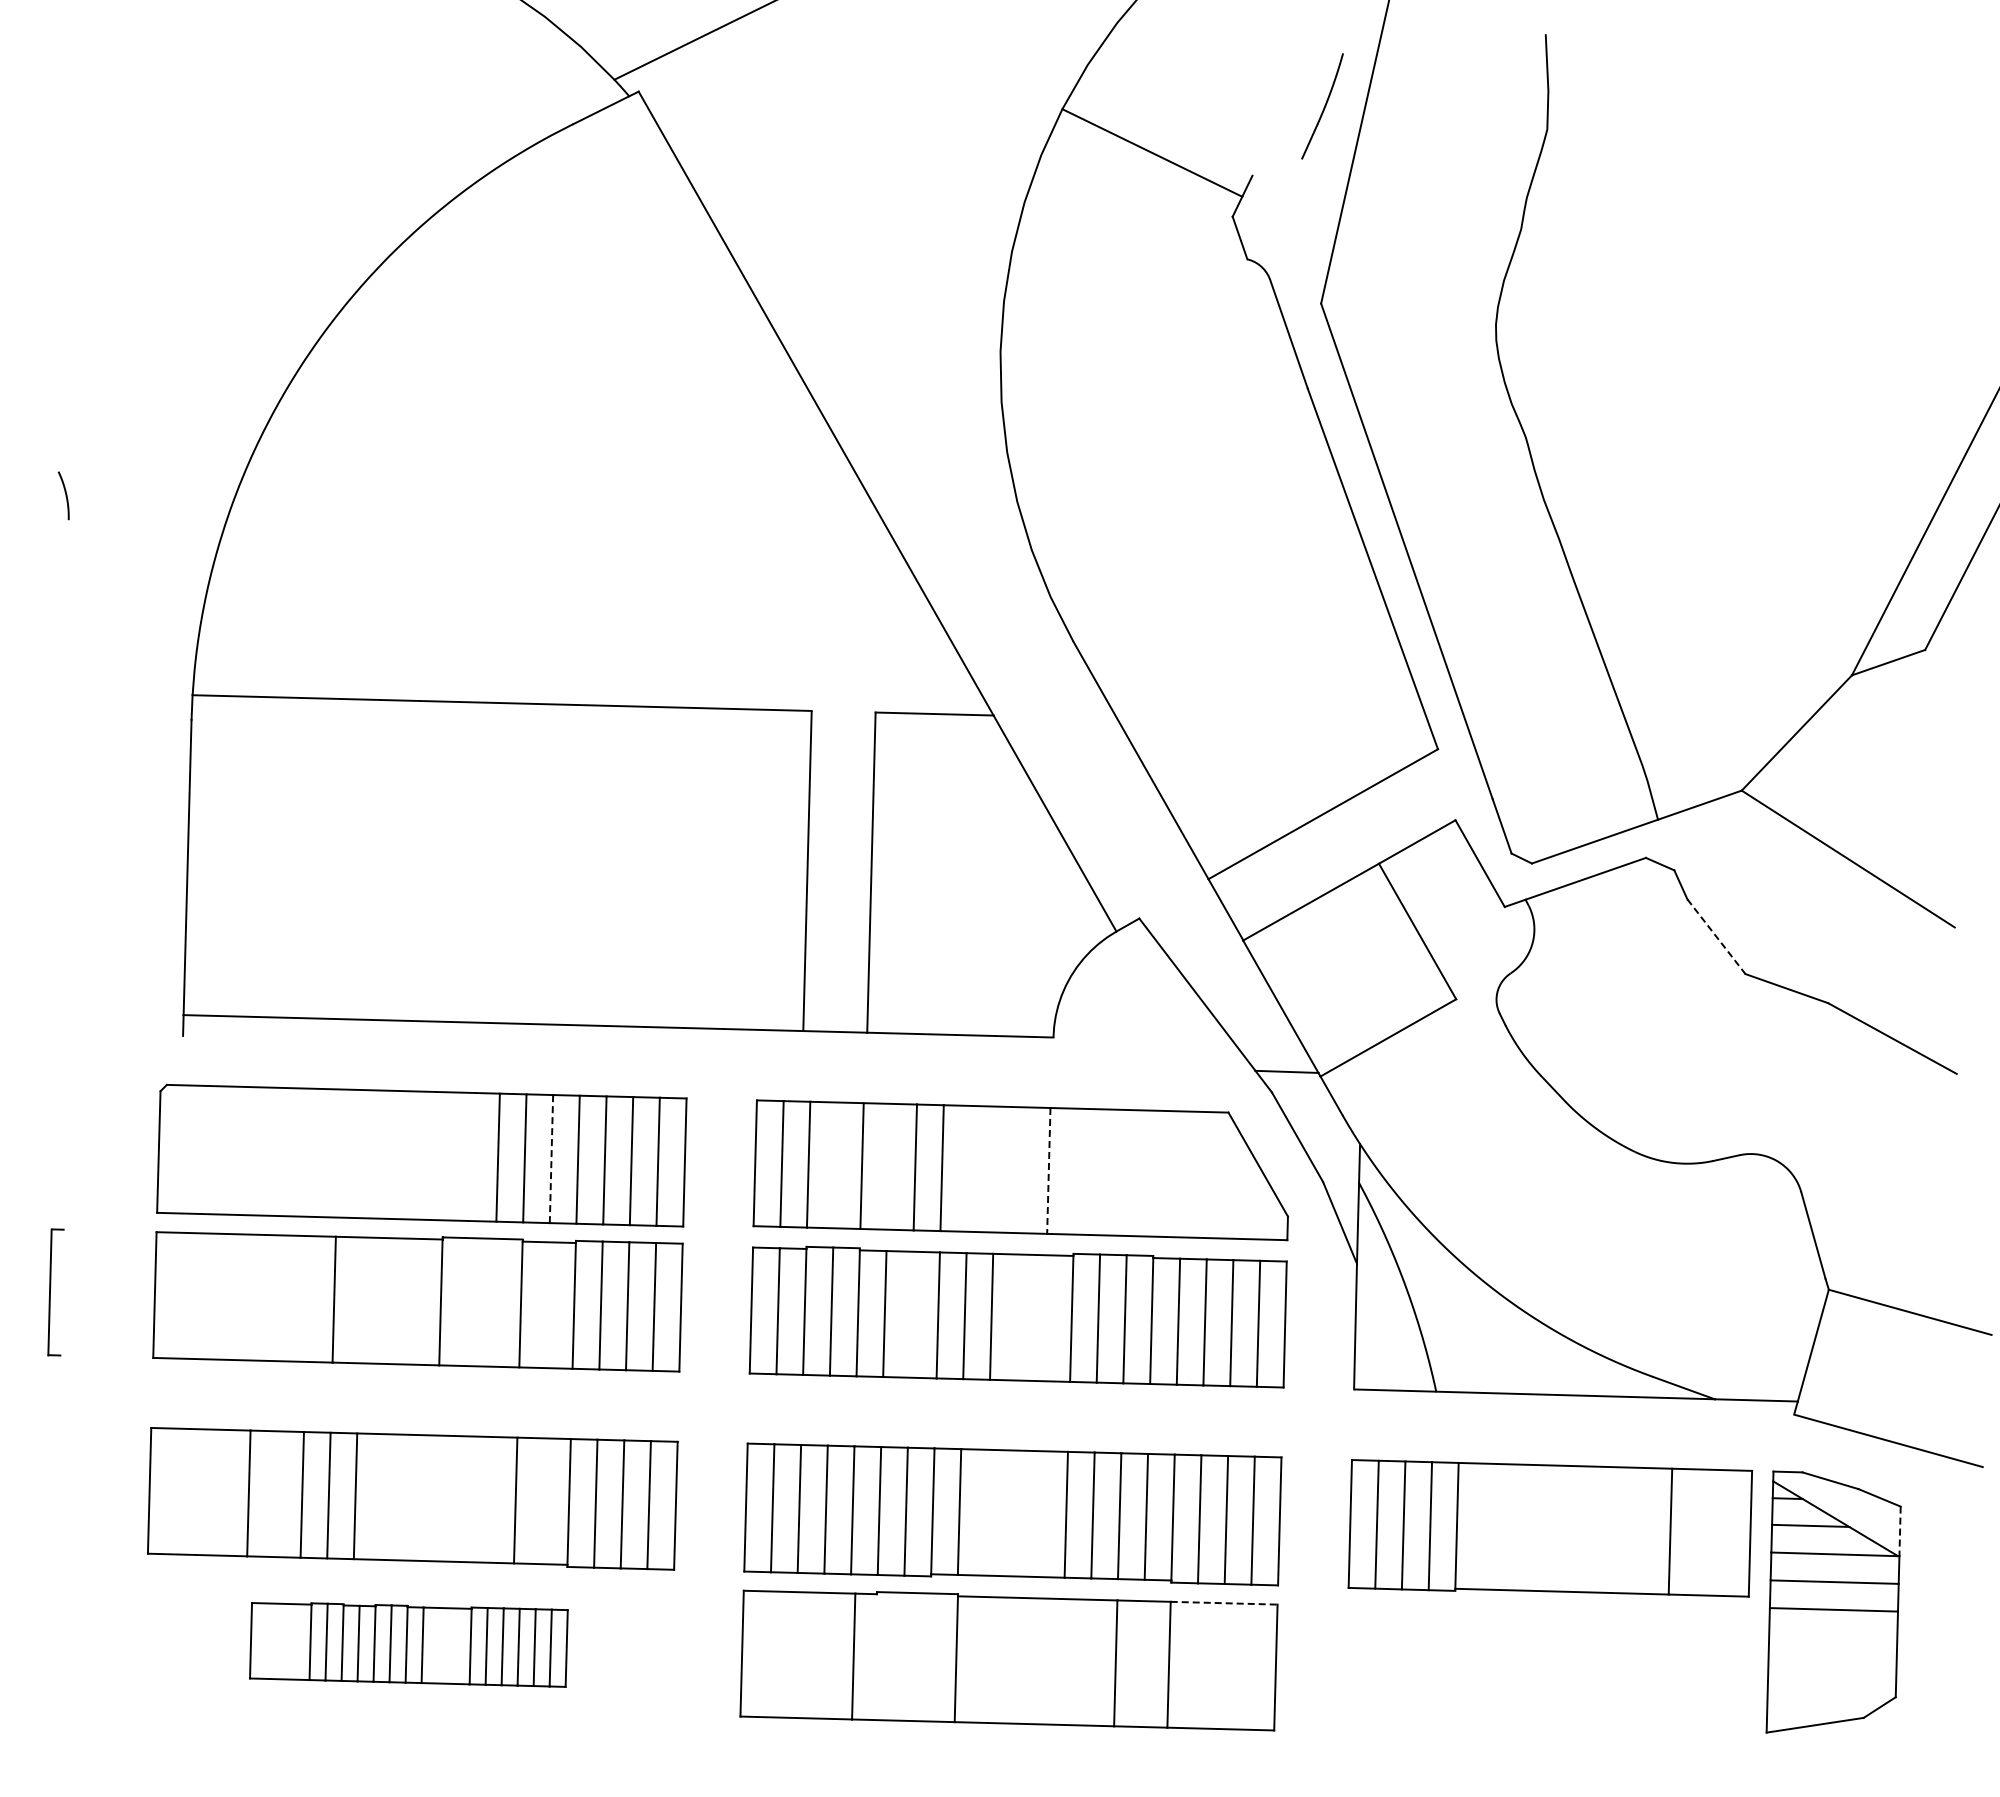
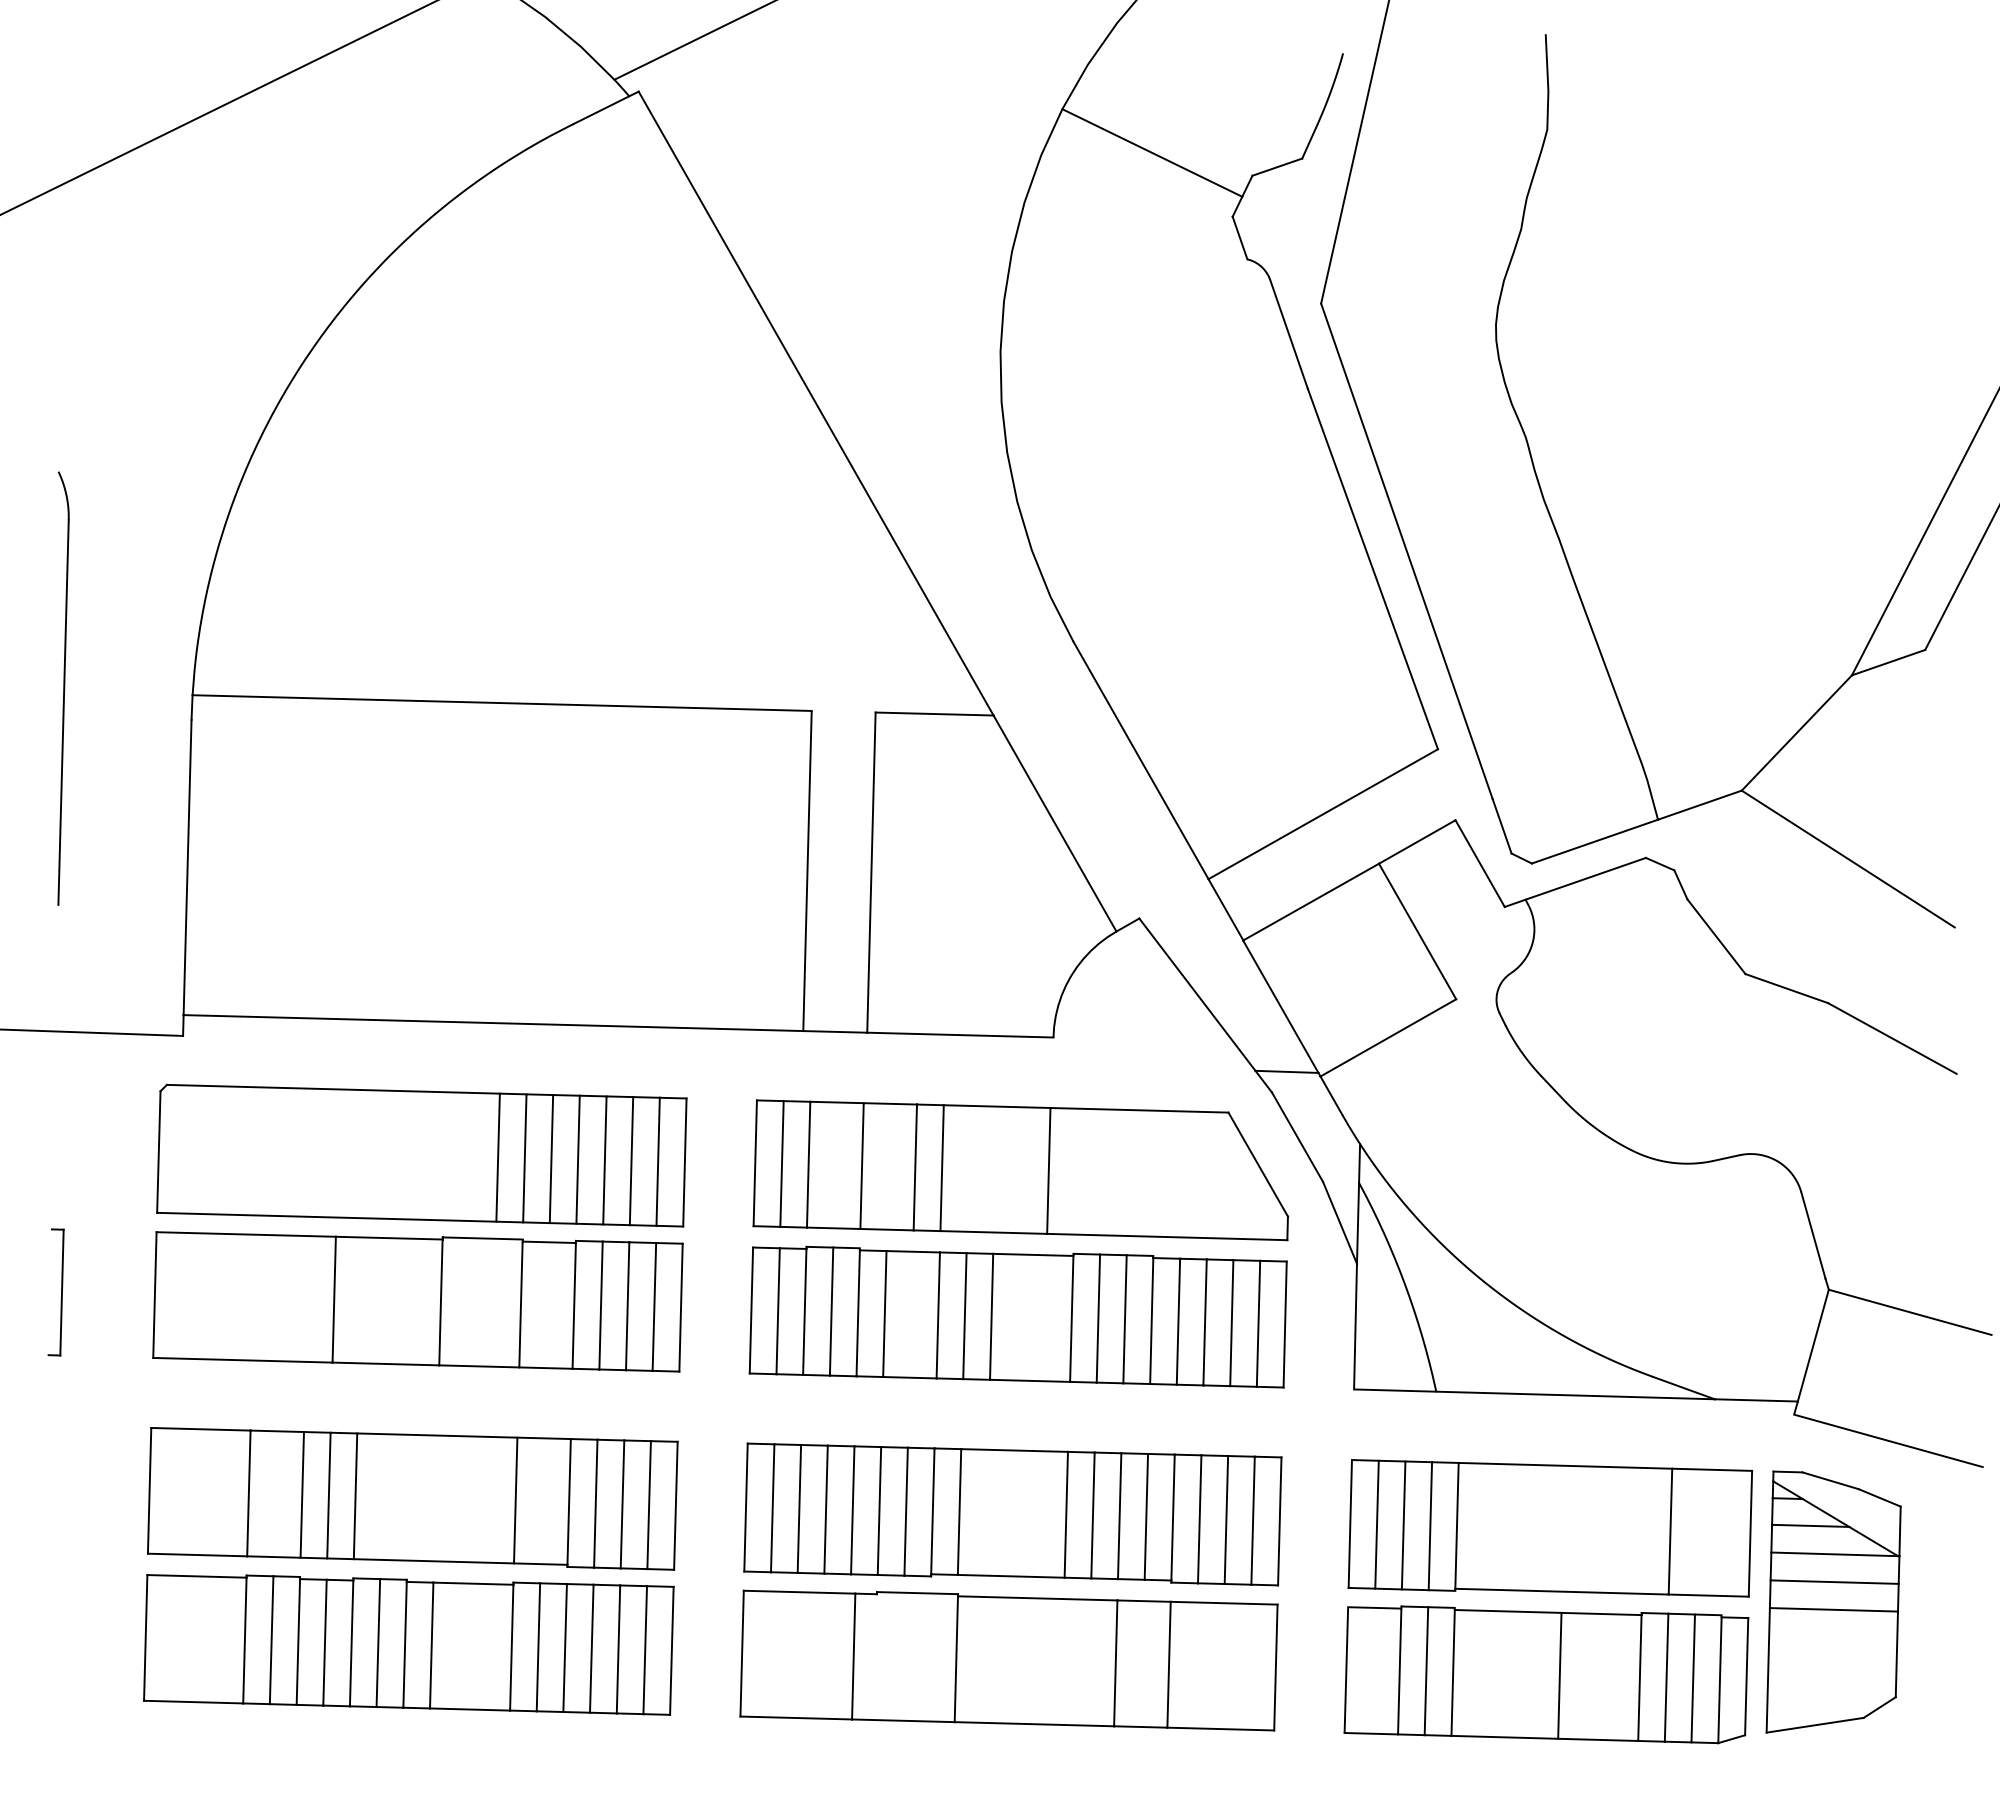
line: none -> present (218, 107)
line: none -> present (1277, 166)
line: none -> present (63, 712)
line: dashed -> solid (1716, 937)
line: none -> present (92, 1032)
line: dashed -> solid (551, 1159)
line: dashed -> solid (1048, 1170)
line position: (49, 1292) -> (61, 1292) (61, 1292)
line: dashed -> solid (1900, 1531)
line: dashed -> solid (1224, 1603)
part size: 320x86 px -> 532x142 px (408, 1644)
part: none -> present (1546, 1674)
